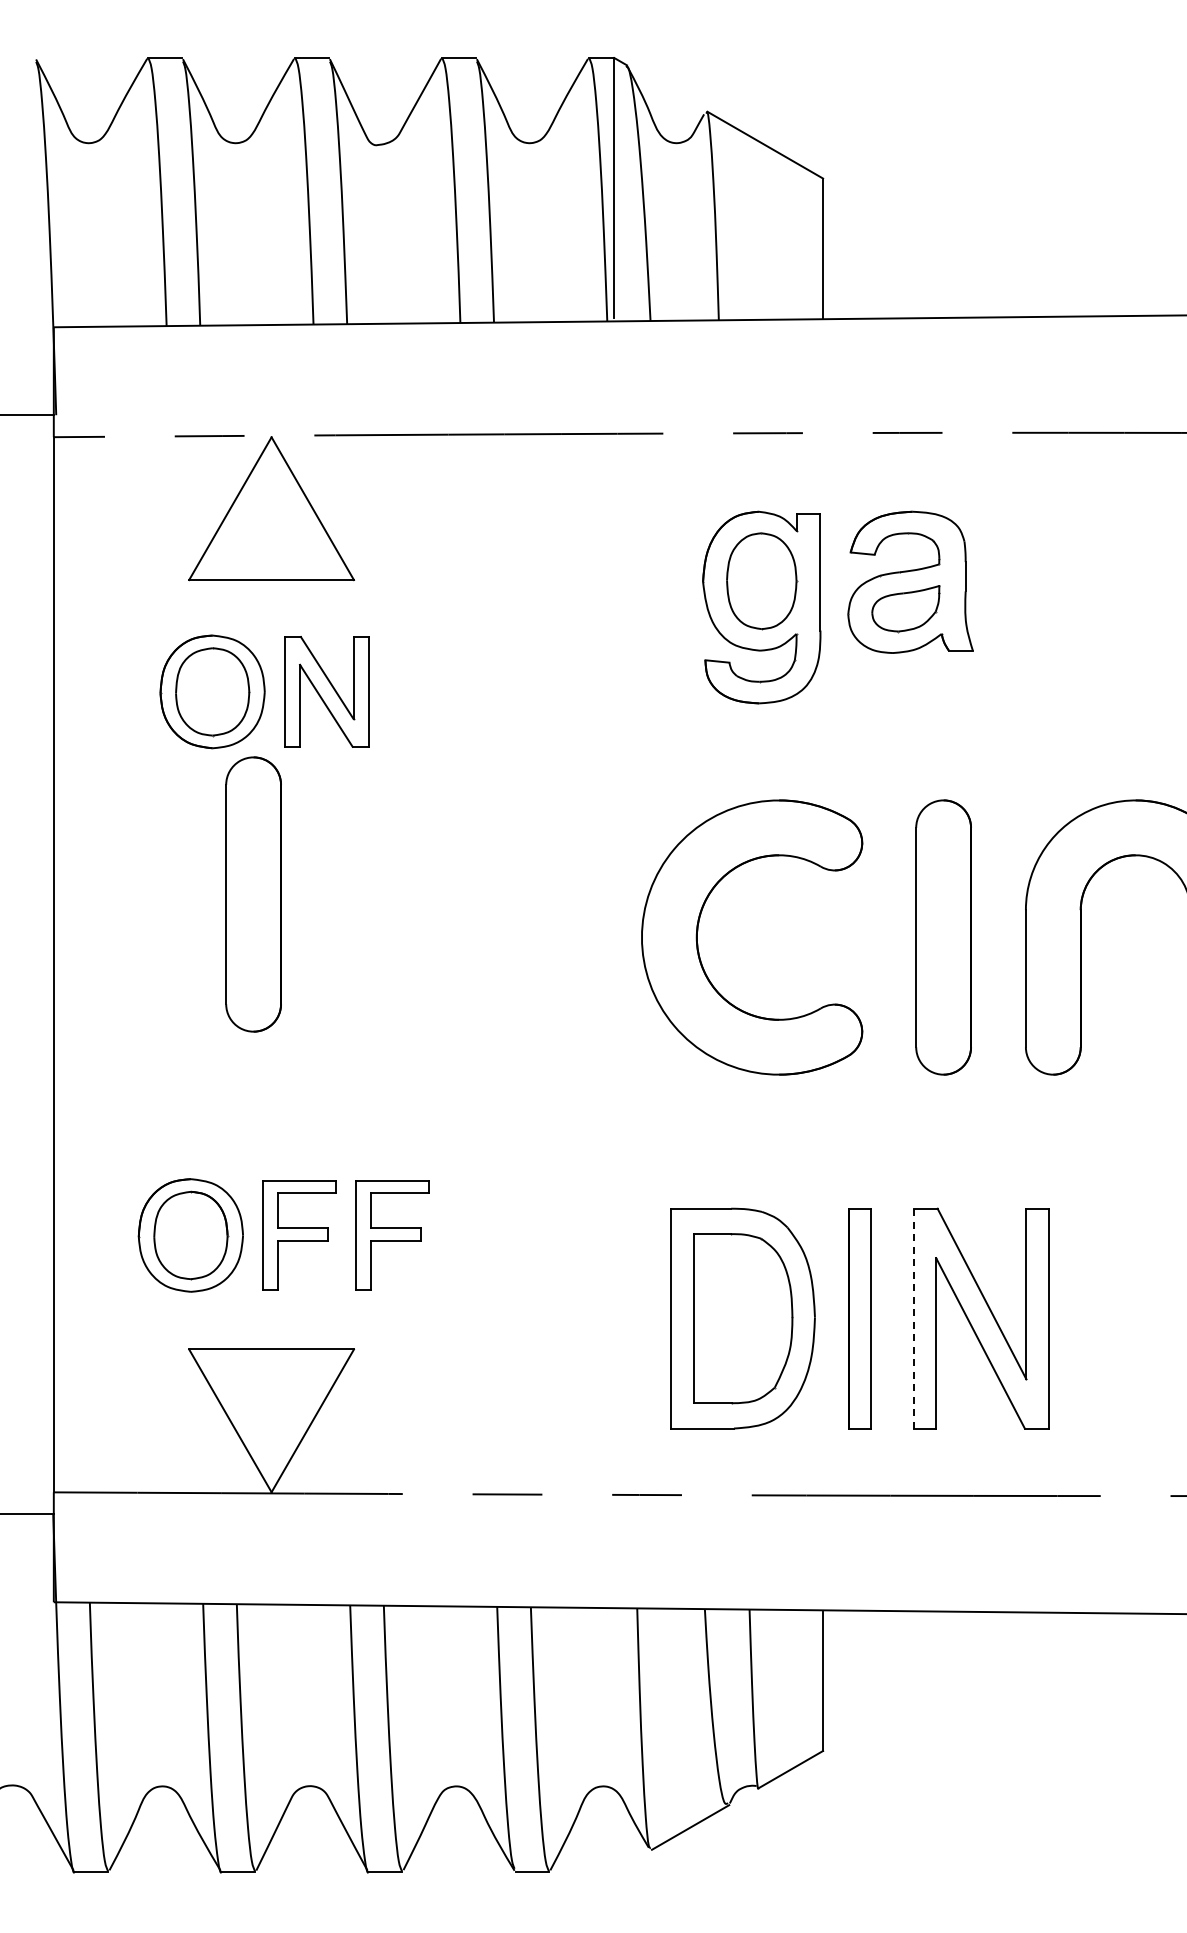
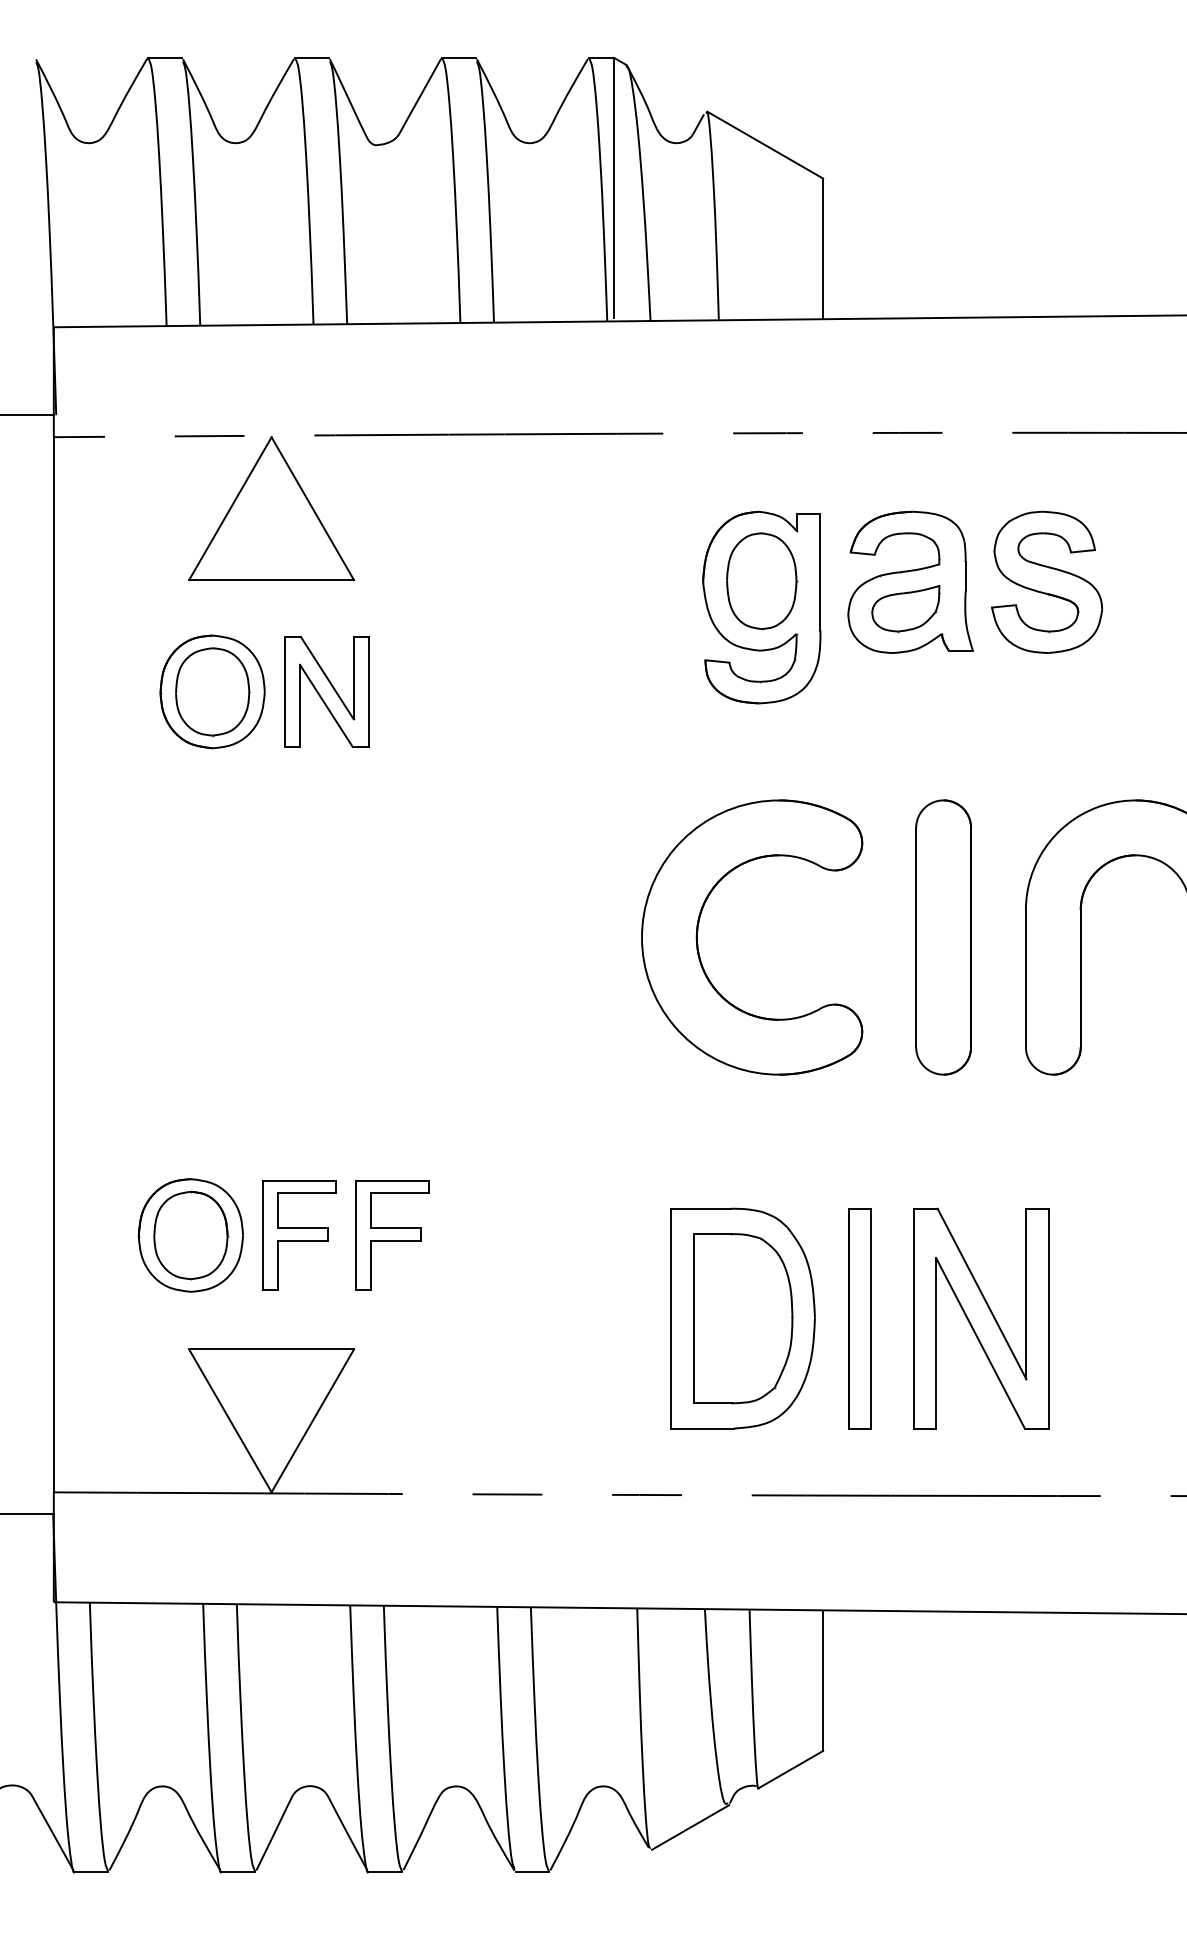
part: none -> present (1047, 581)
part: present -> none (253, 894)
line: dashed -> solid (913, 1318)
